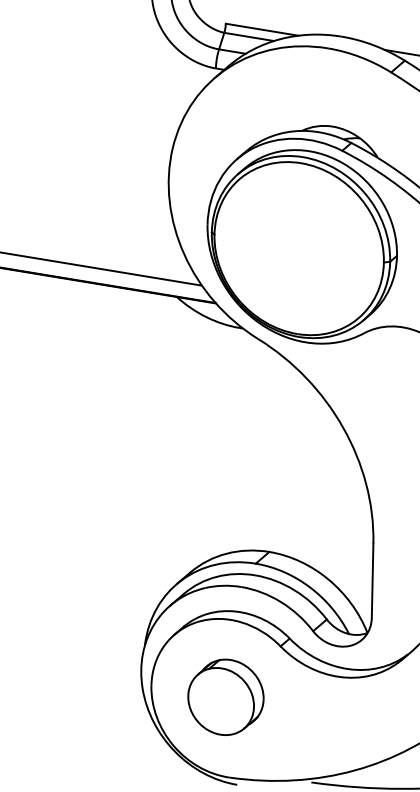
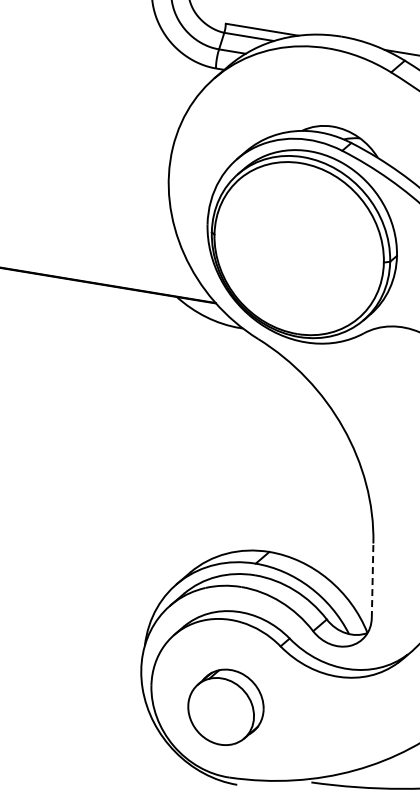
line: present -> none (101, 268)
line: solid -> dashed (372, 580)
part position: (225, 696) -> (225, 706) (225, 706)
